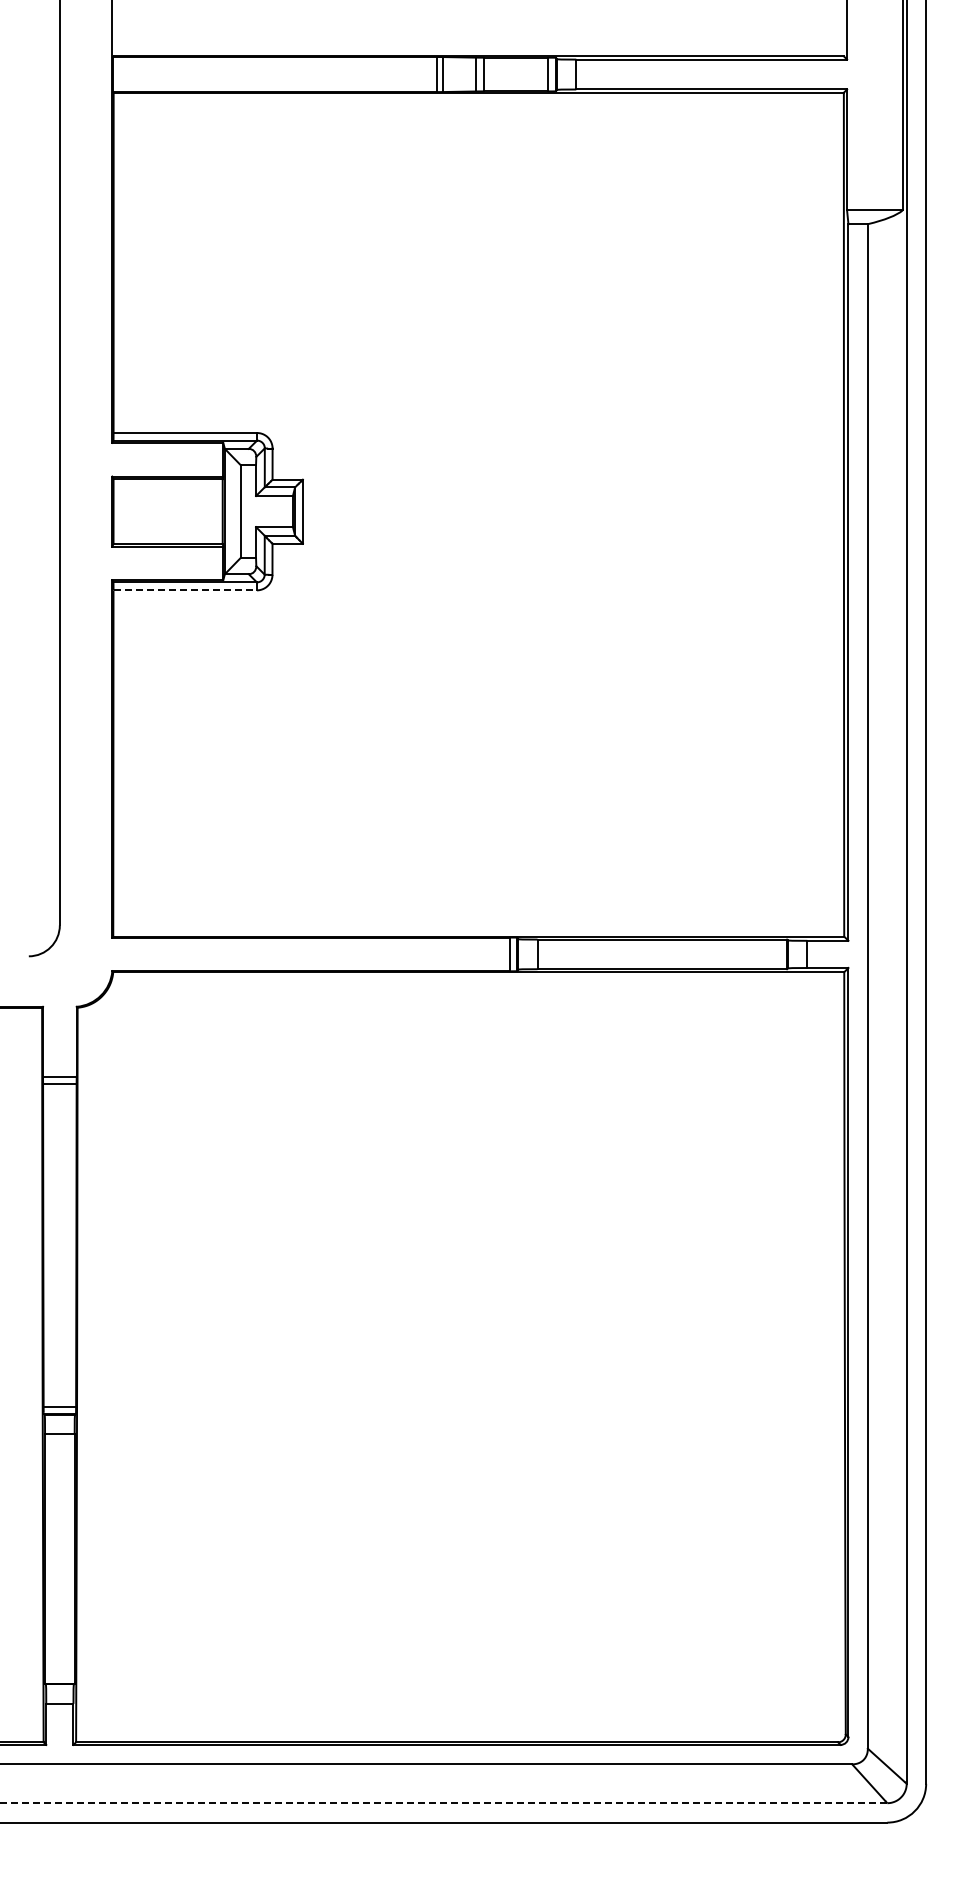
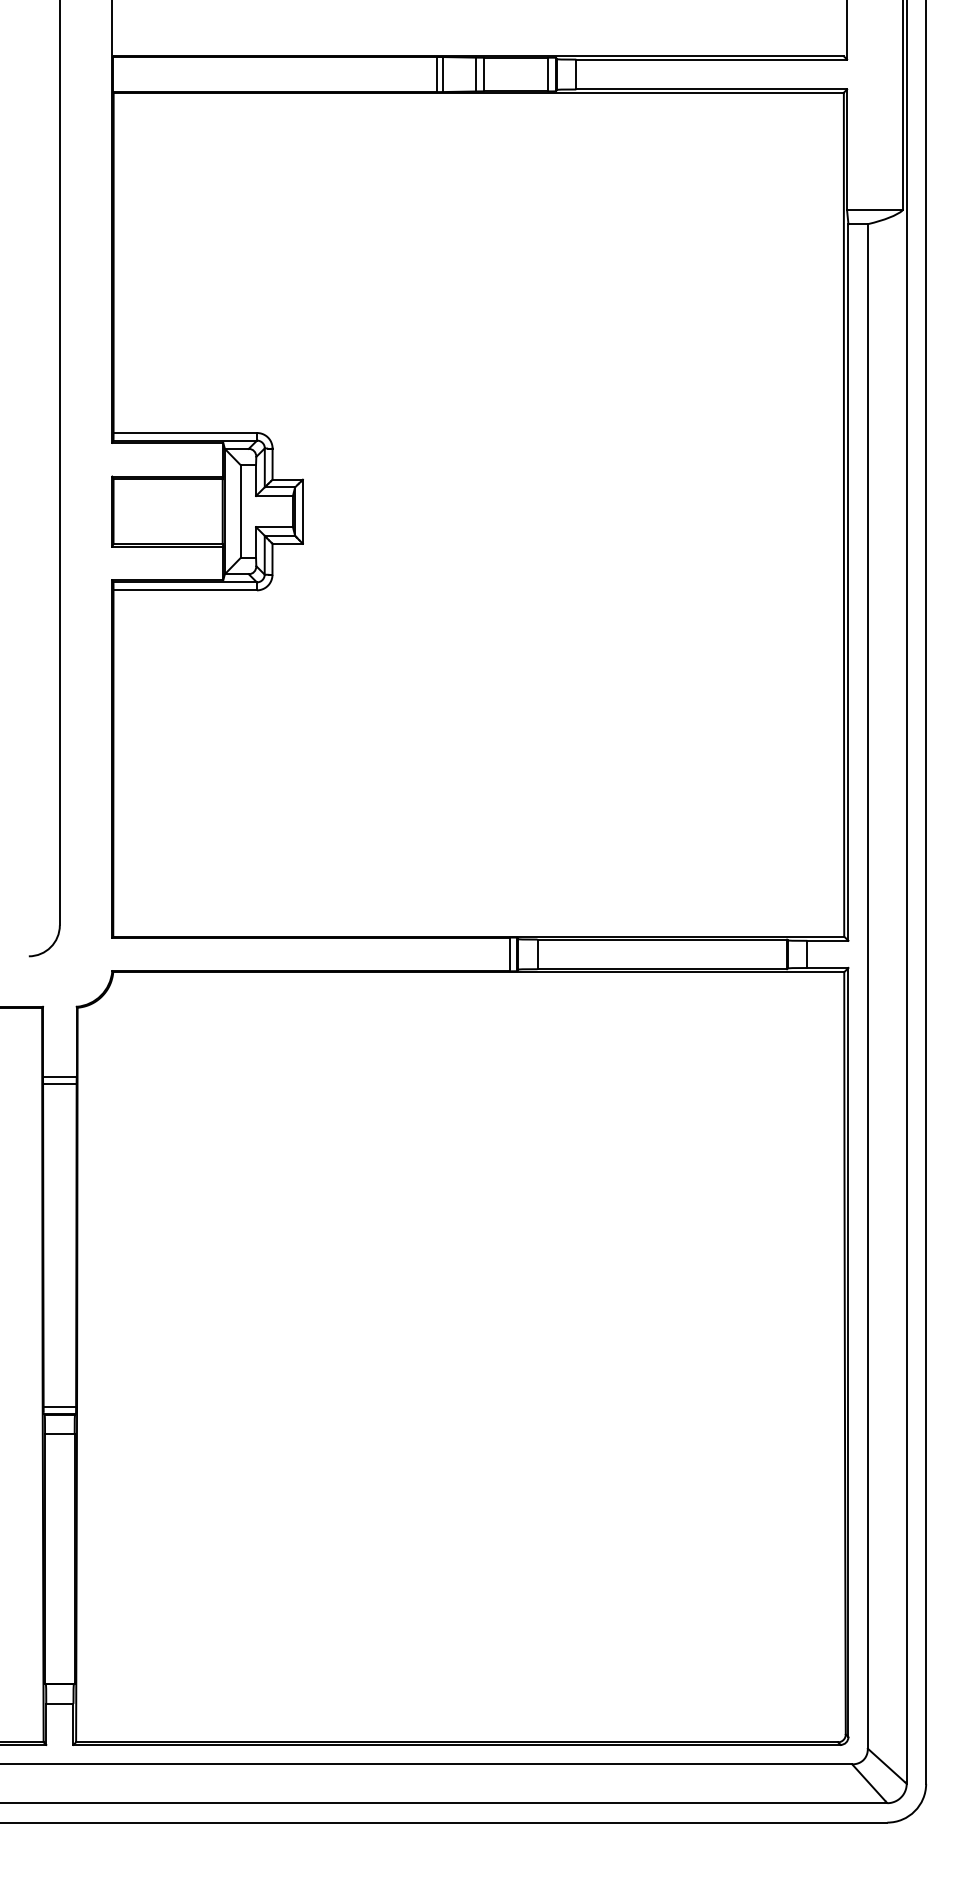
line: dashed -> solid (185, 590)
line: dashed -> solid (443, 1803)
